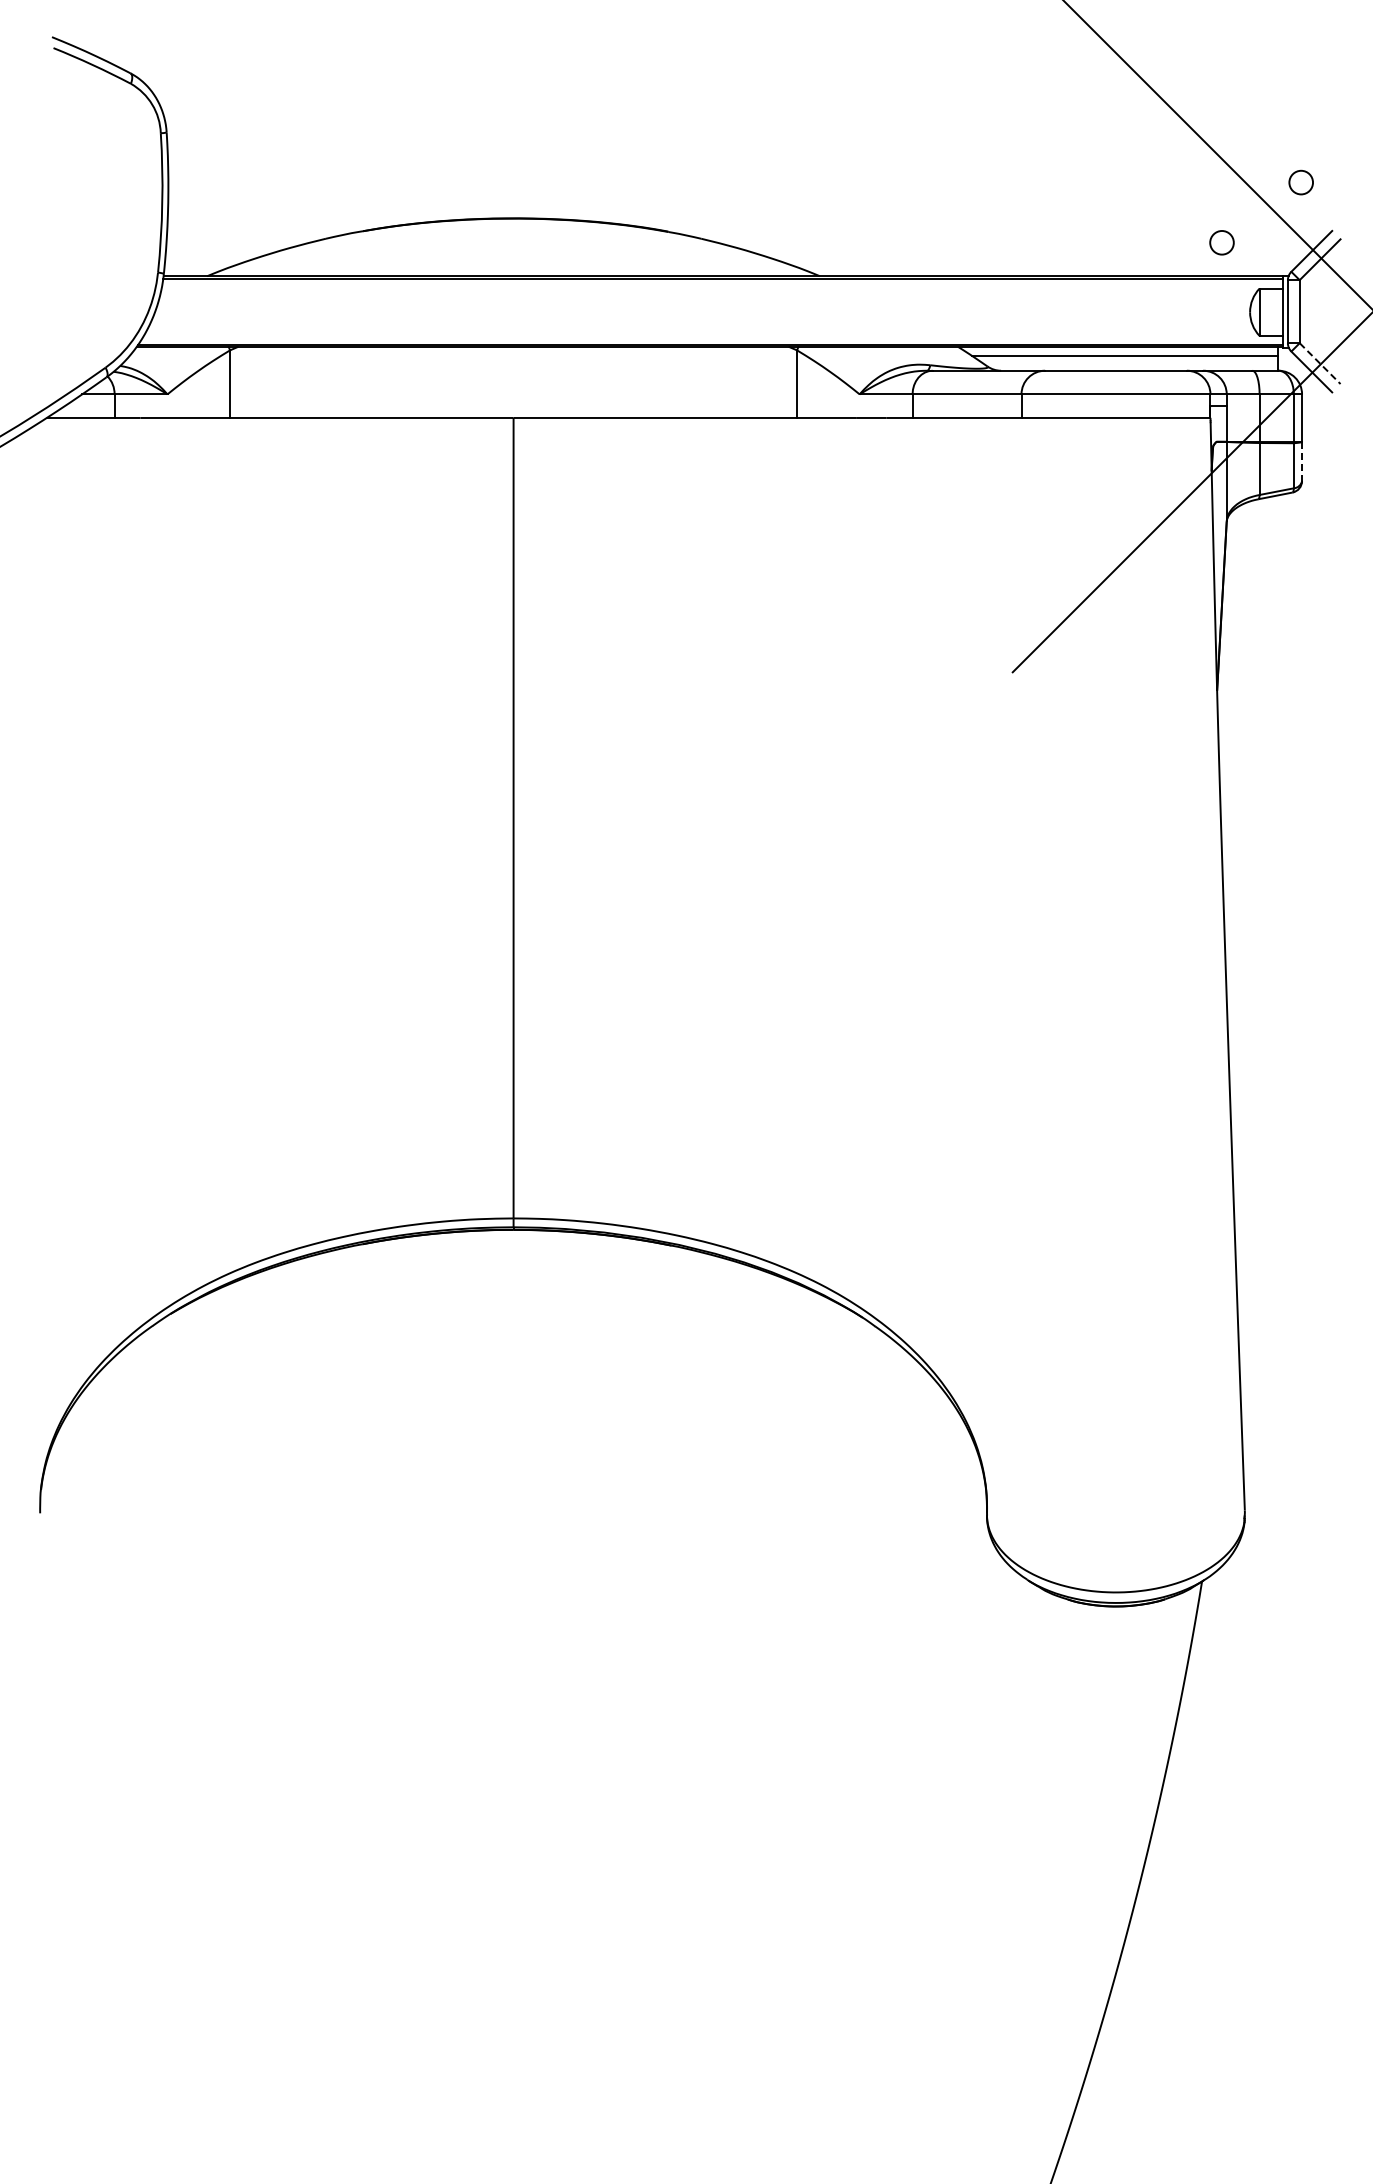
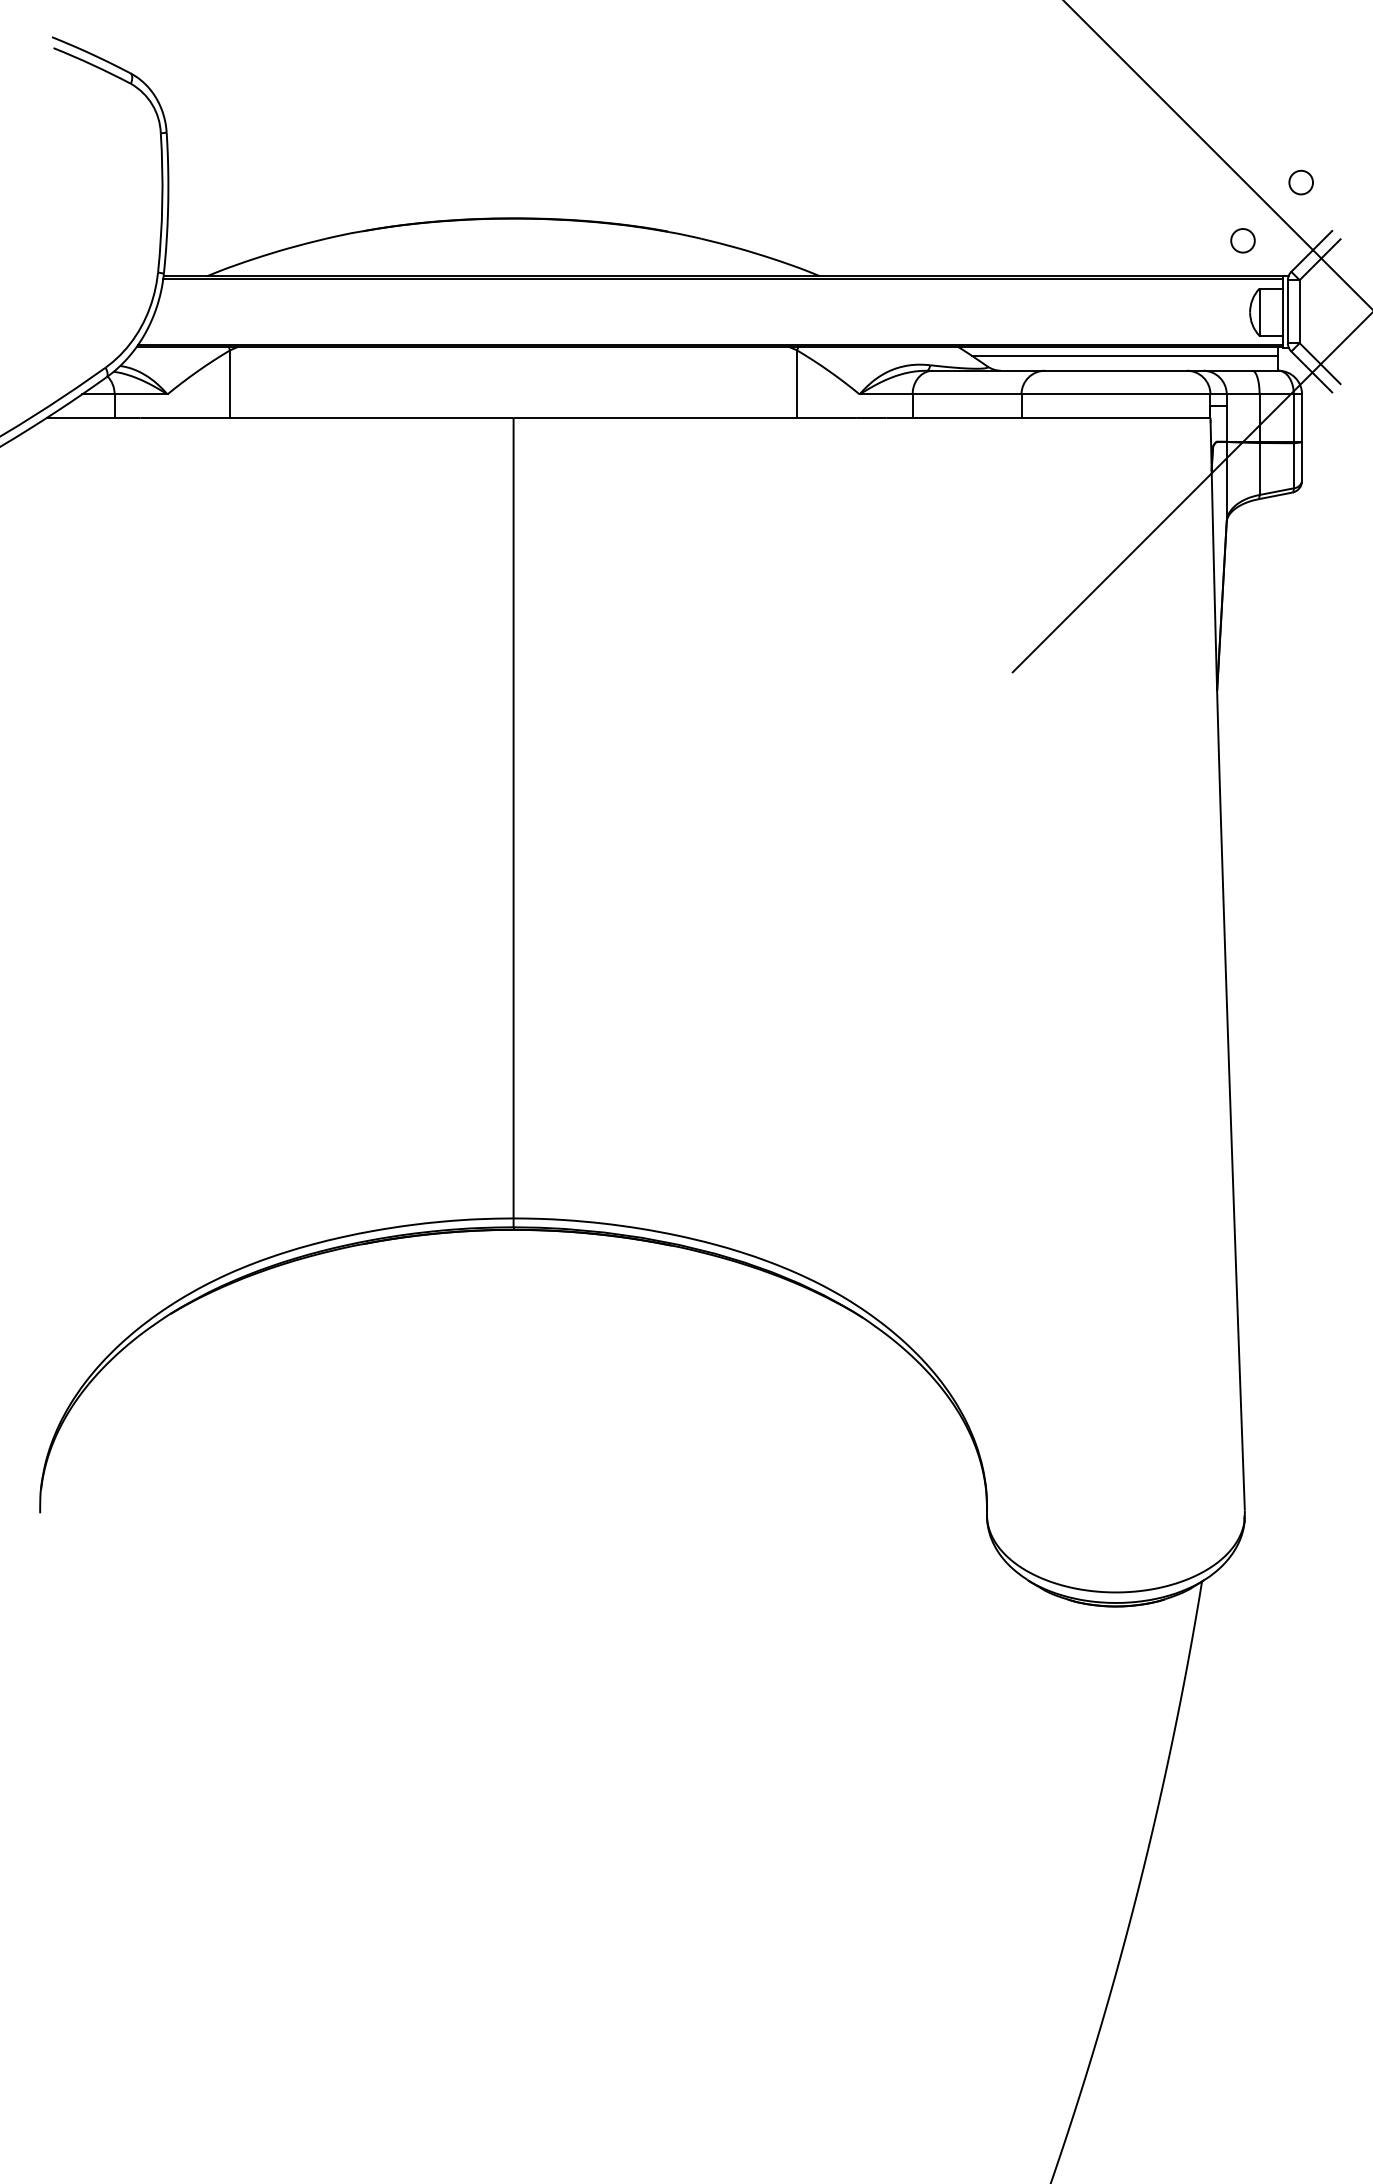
circle position: (1221, 242) -> (1242, 240) (1242, 240)
line: dashed -> solid (1320, 363)
line: dashed -> solid (1302, 461)
